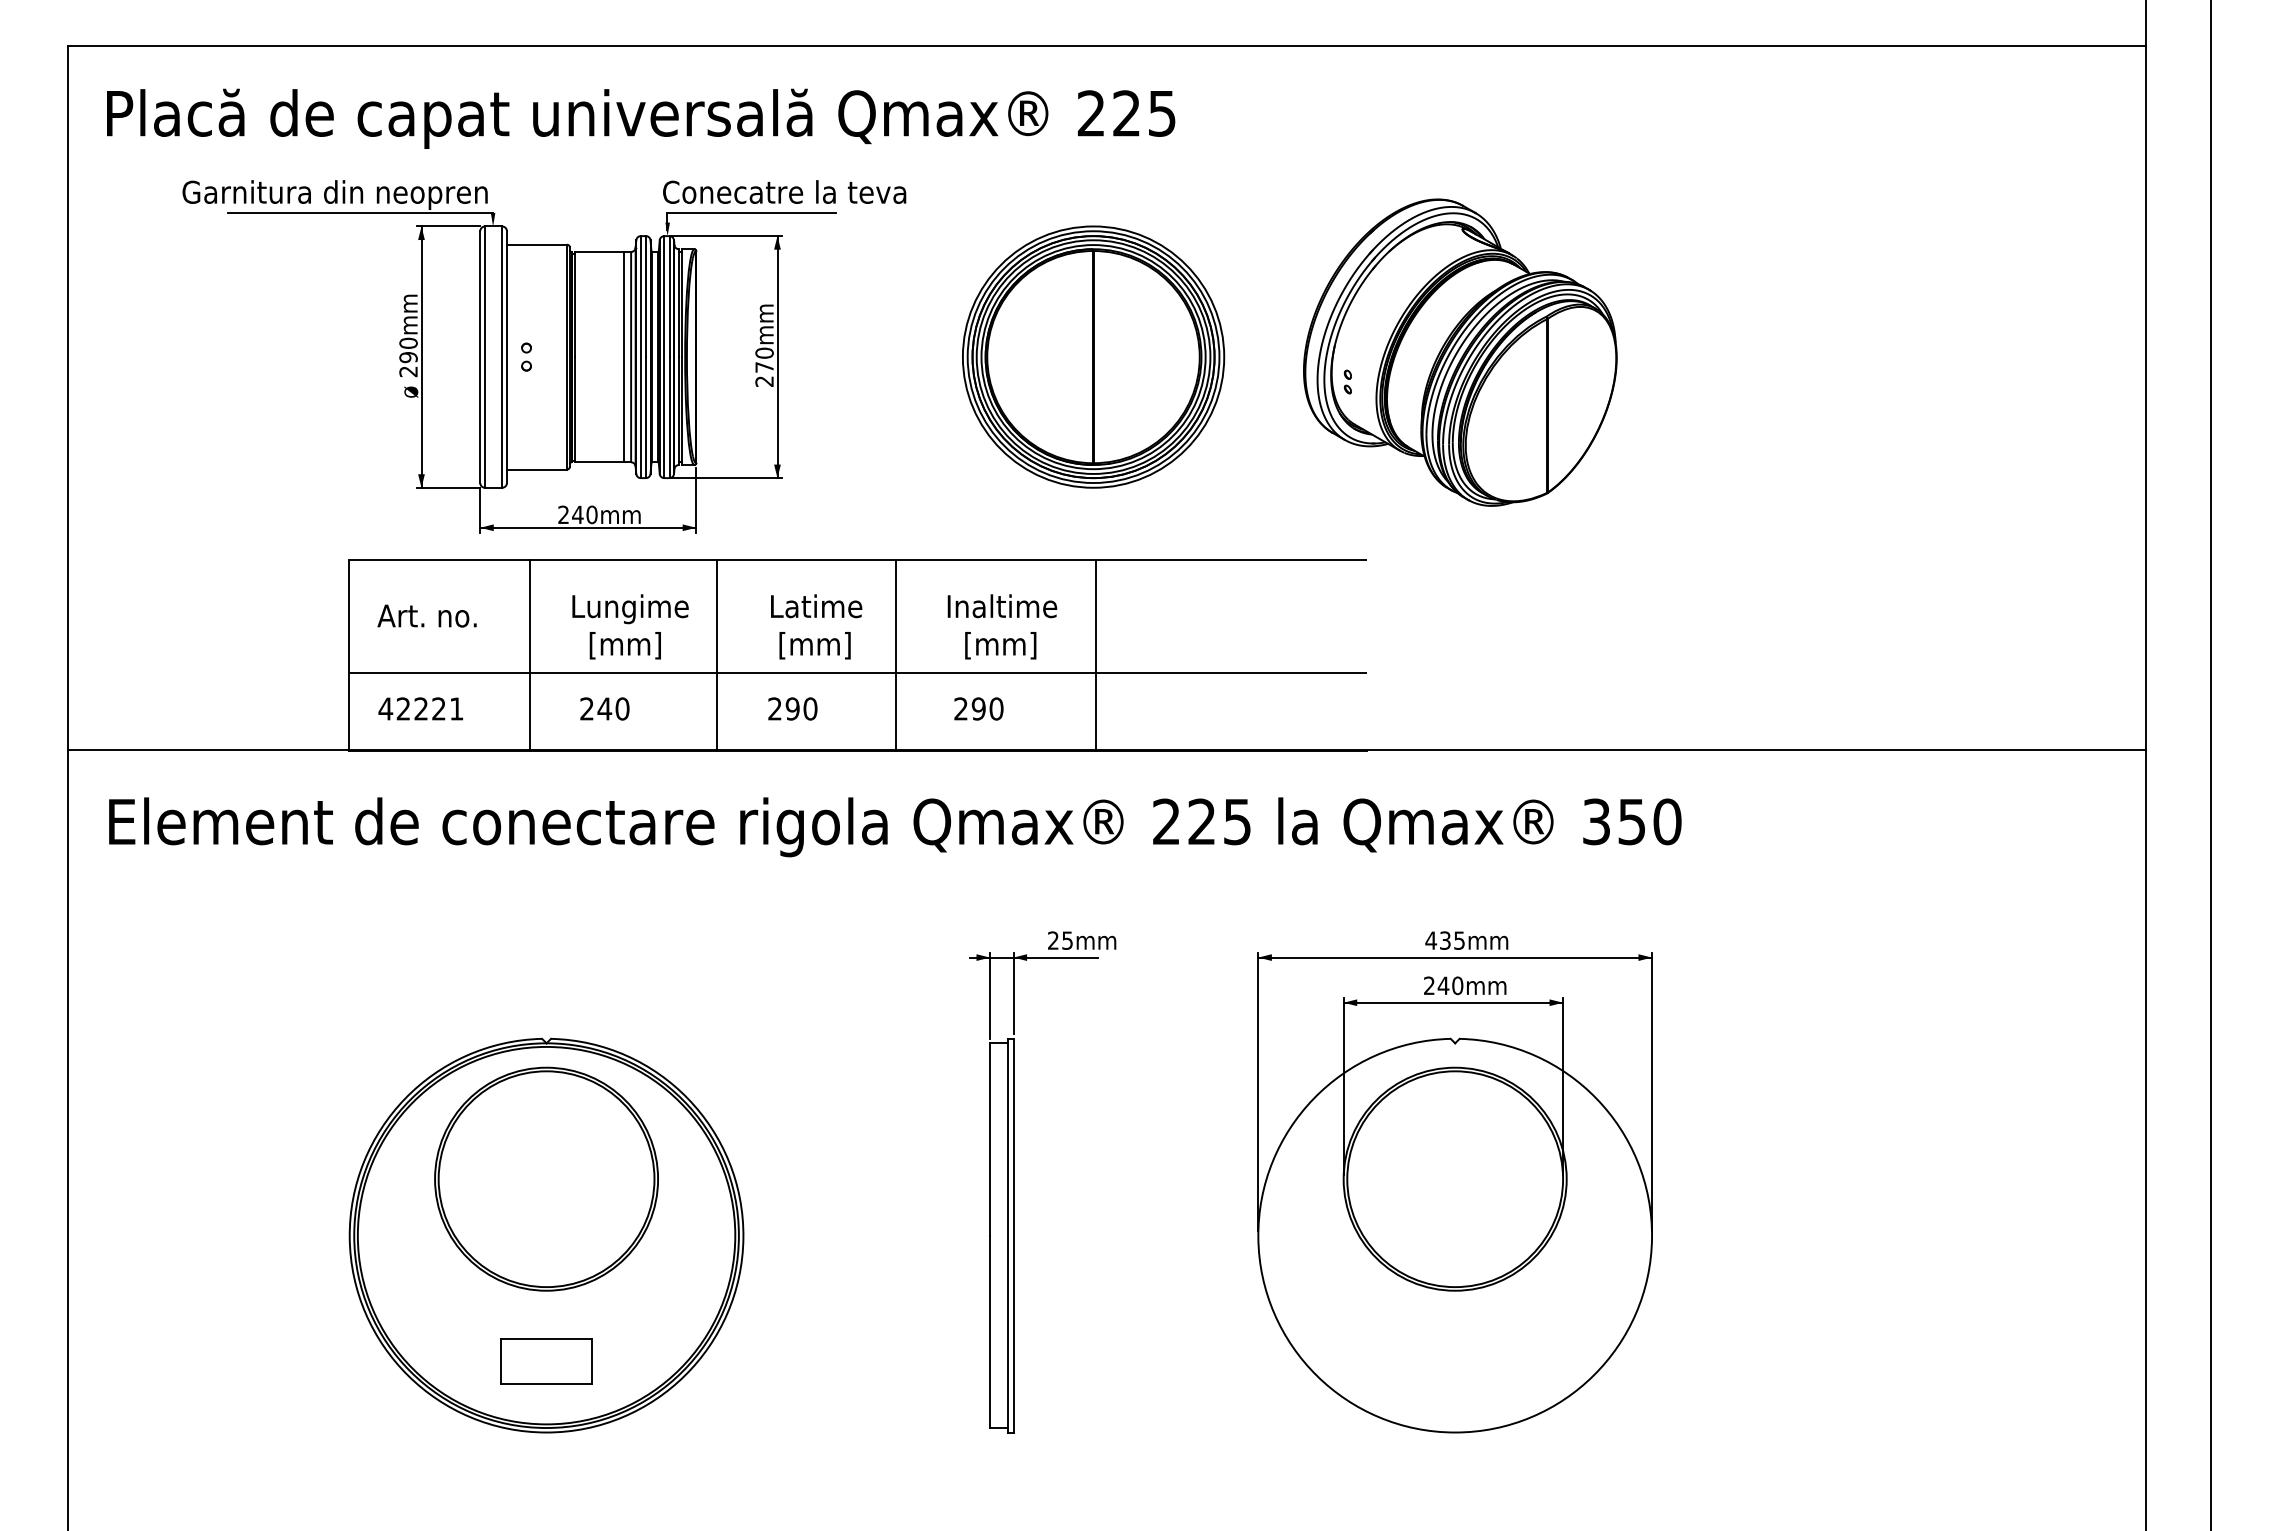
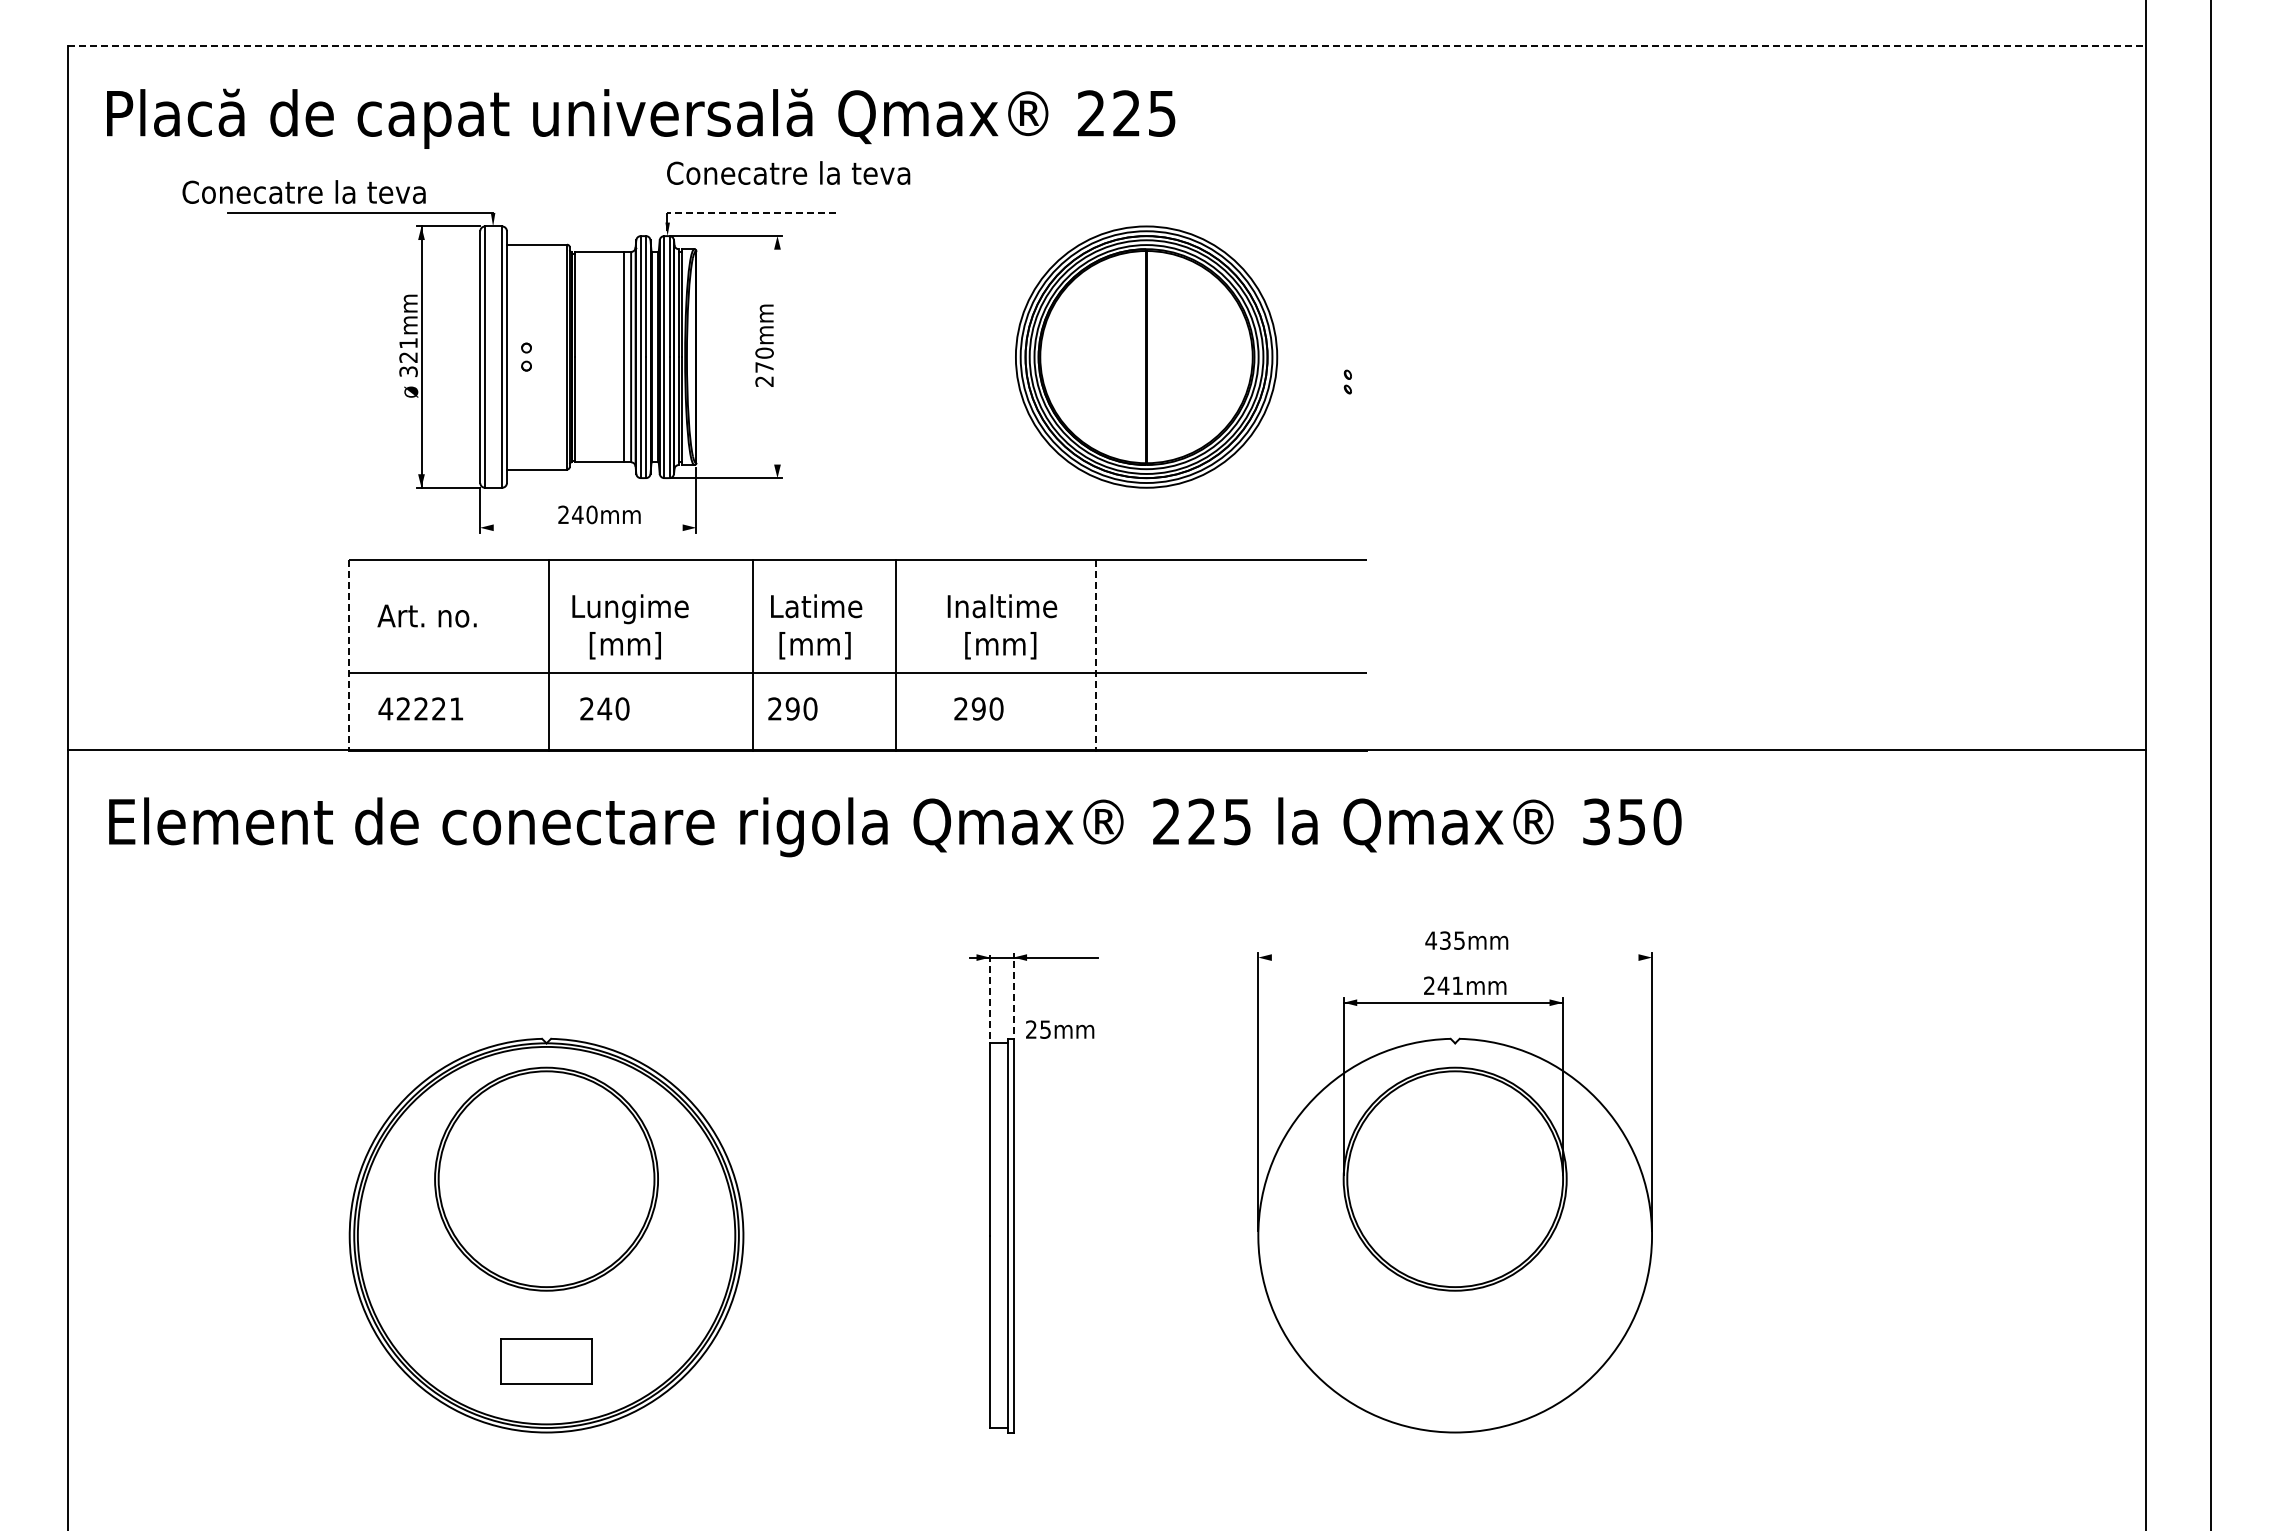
line: solid -> dashed (1107, 45)
text position: (784, 191) -> (788, 172) (788, 172)
text: Garnitura din neopren -> Conecatre la teva (340, 194)
line: solid -> dashed (751, 212)
part: present -> none (1460, 352)
part position: (1093, 356) -> (1146, 356) (1146, 356)
text: 290mm -> 321mm (408, 357)
line: present -> none (777, 357)
line: present -> none (588, 527)
line: solid -> dashed (349, 655)
line position: (530, 655) -> (549, 655) (549, 655)
line position: (717, 655) -> (753, 655) (753, 655)
line: solid -> dashed (1095, 655)
text position: (1082, 940) -> (1060, 1029) (1060, 1029)
line: present -> none (1455, 957)
text: 240mm -> 241mm (1457, 985)
line: solid -> dashed (1013, 993)
line: solid -> dashed (990, 995)
